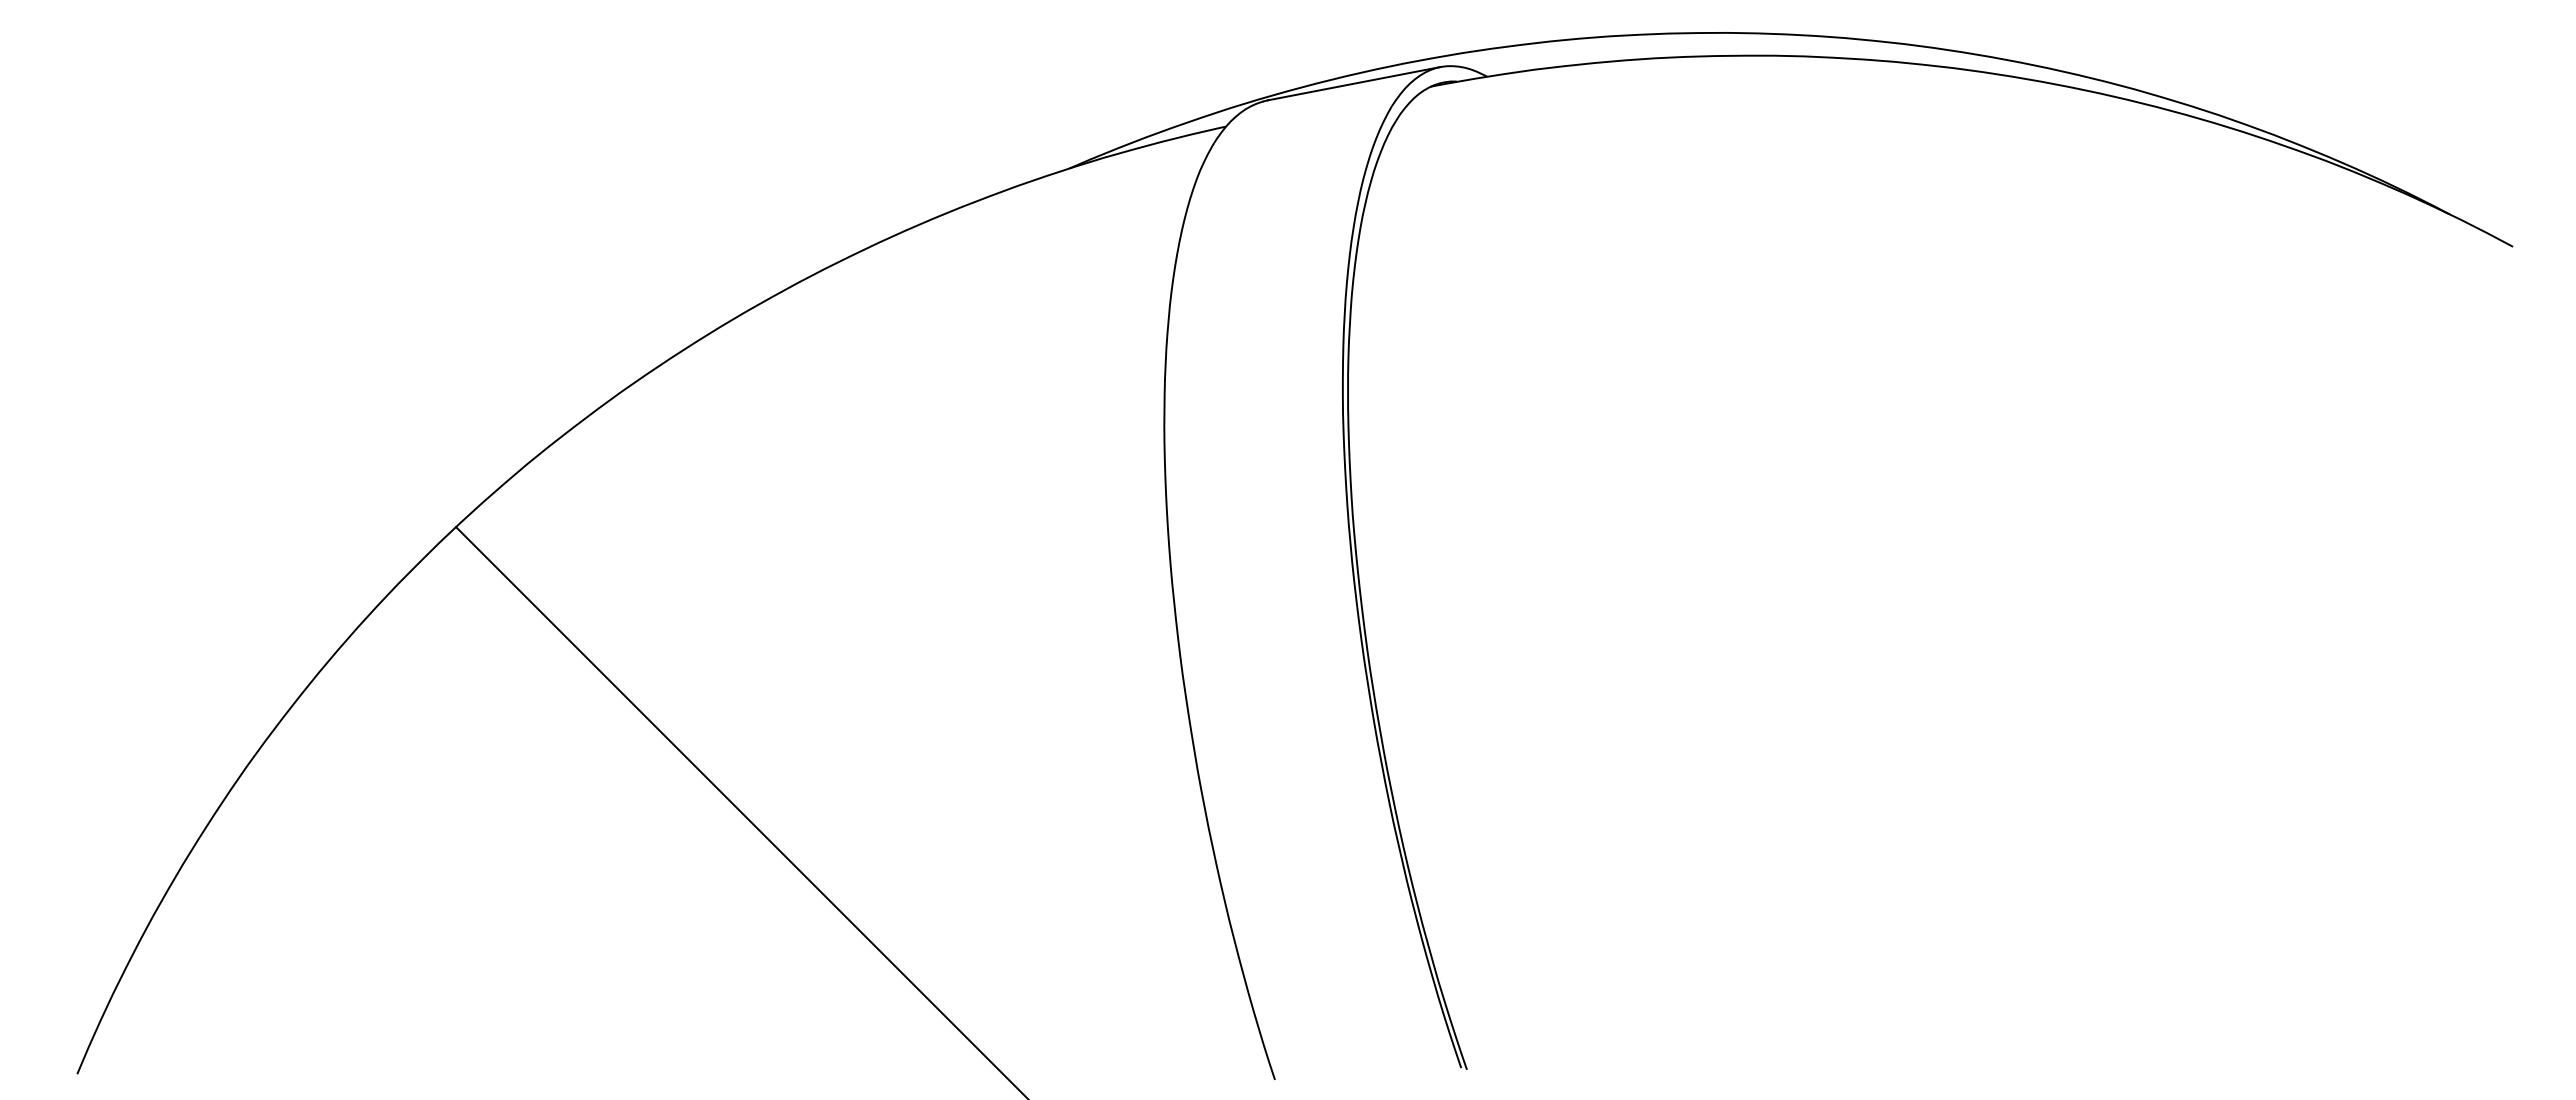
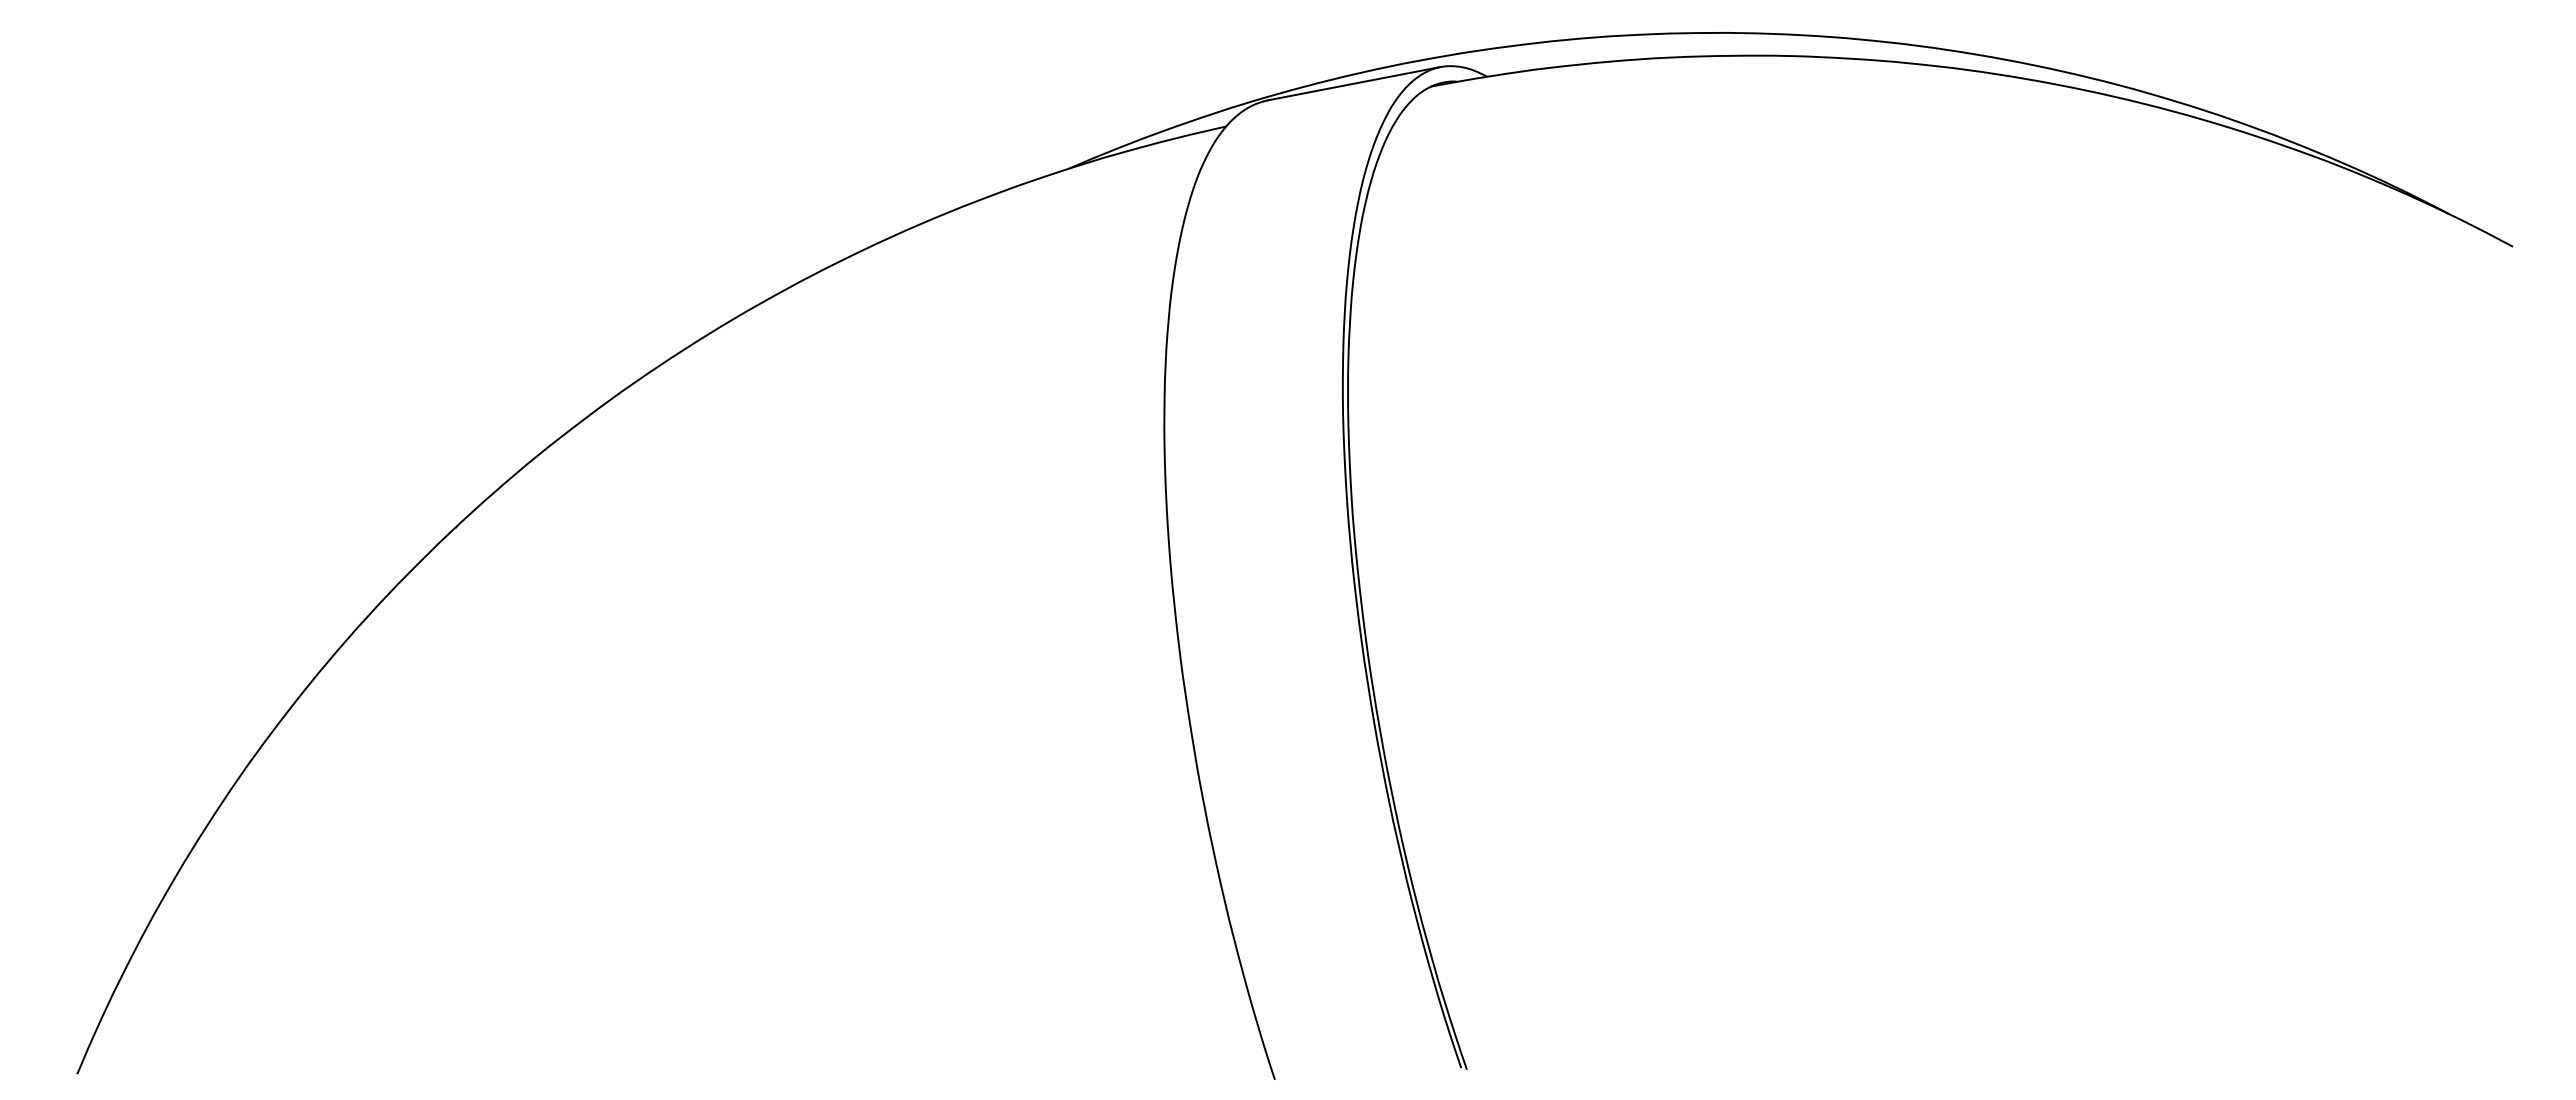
line: present -> none (740, 811)
